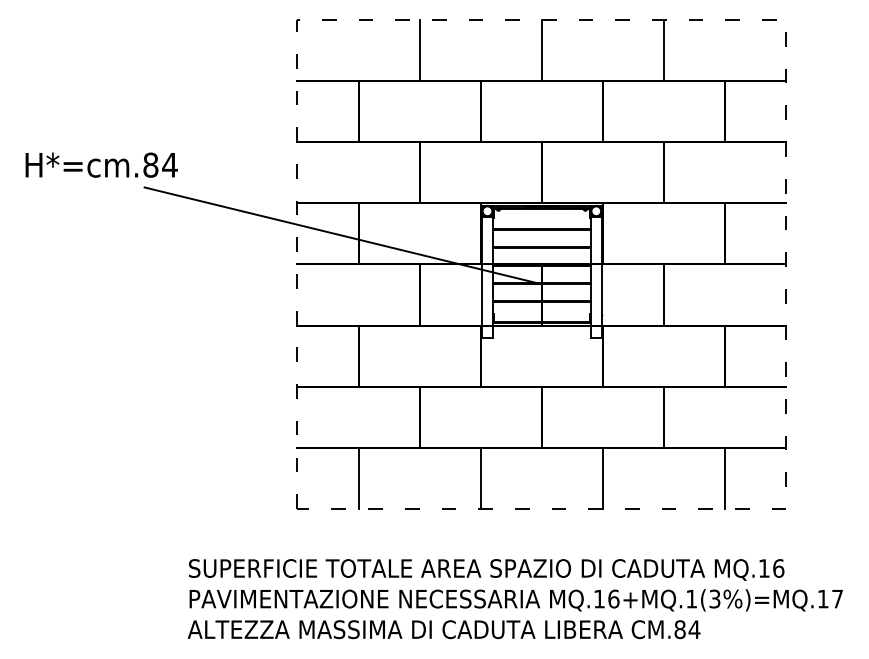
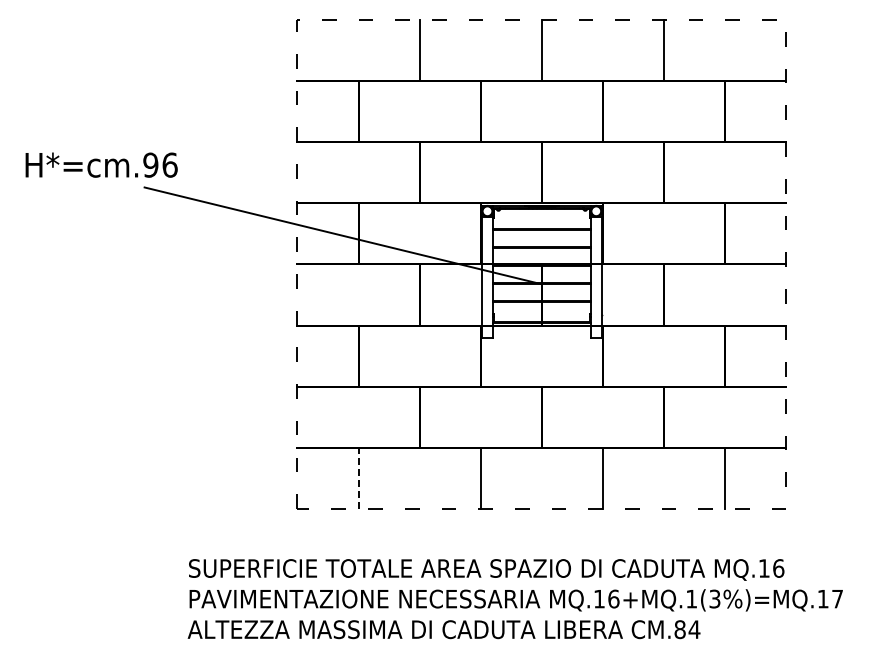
text: H*=cm.84 -> H*=cm.96 (160, 164)
line: solid -> dashed (358, 478)
